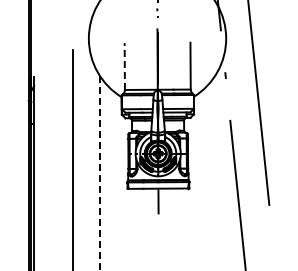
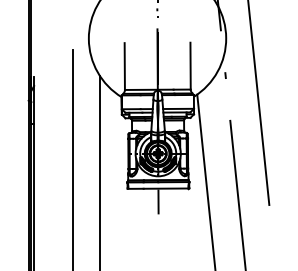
line: dashed -> solid (124, 66)
line: dashed -> solid (99, 173)
line: none -> present (206, 180)
